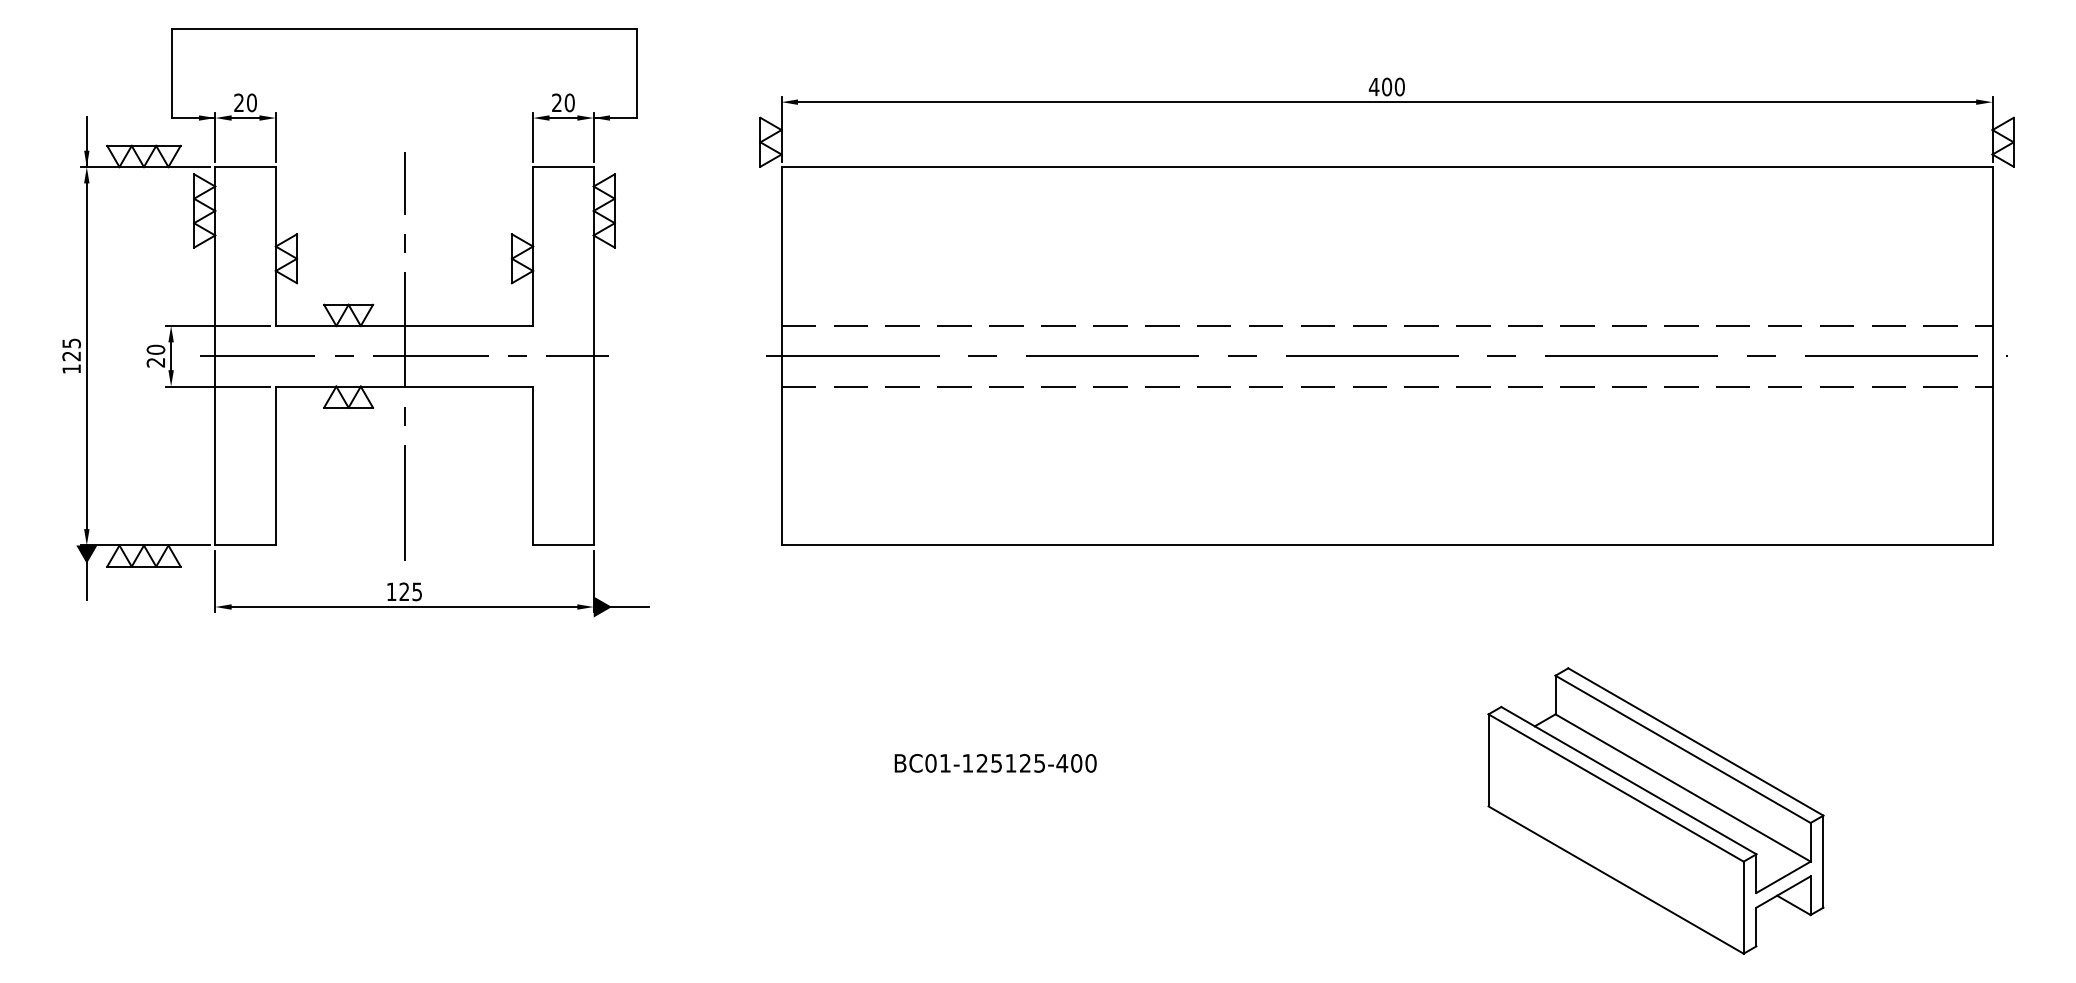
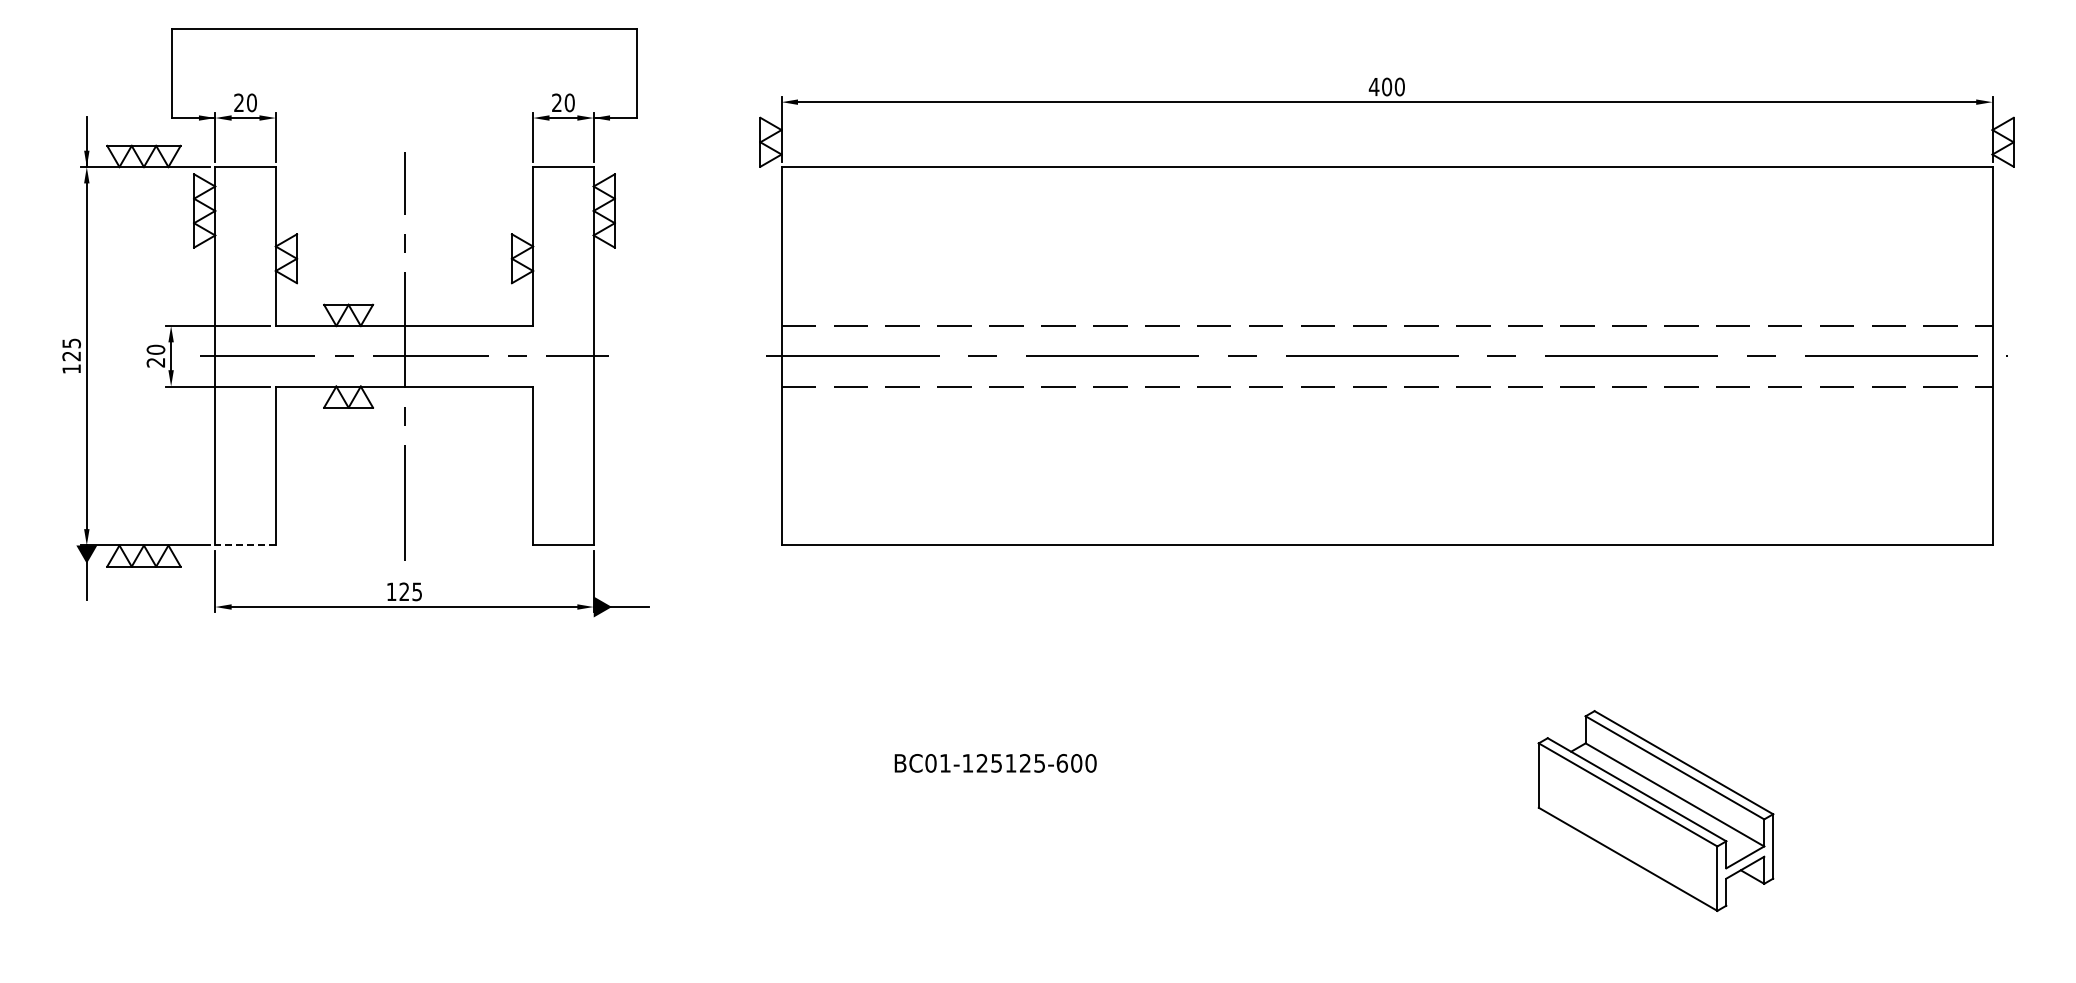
line: solid -> dashed (245, 545)
text: BC01-125125-400 -> BC01-125125-600 (1062, 763)
part size: 338x288 px -> 238x202 px (1655, 810)
